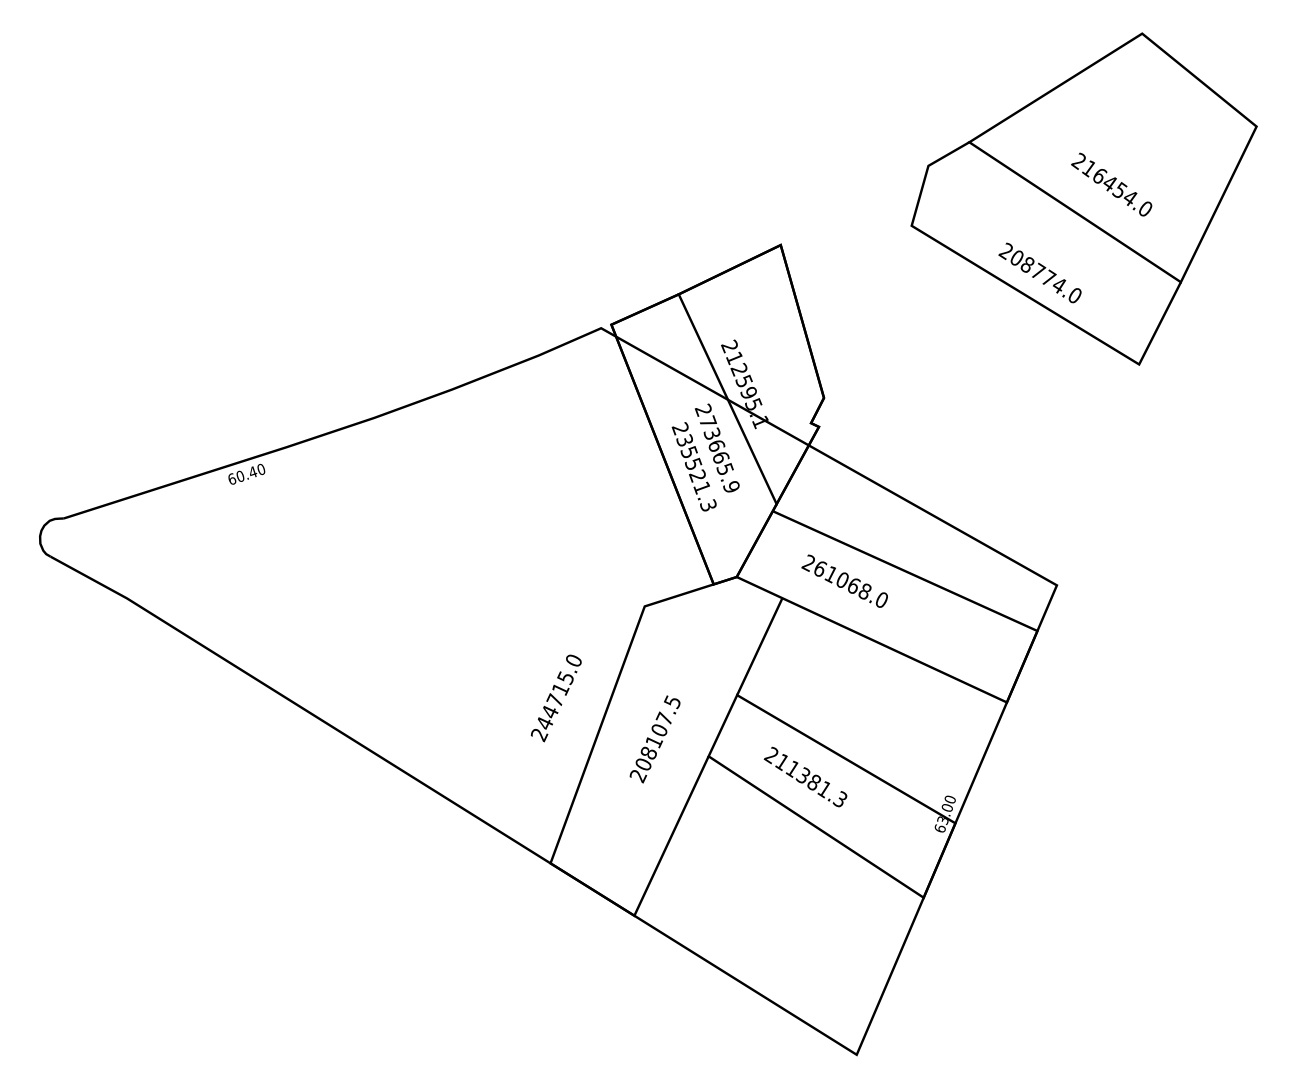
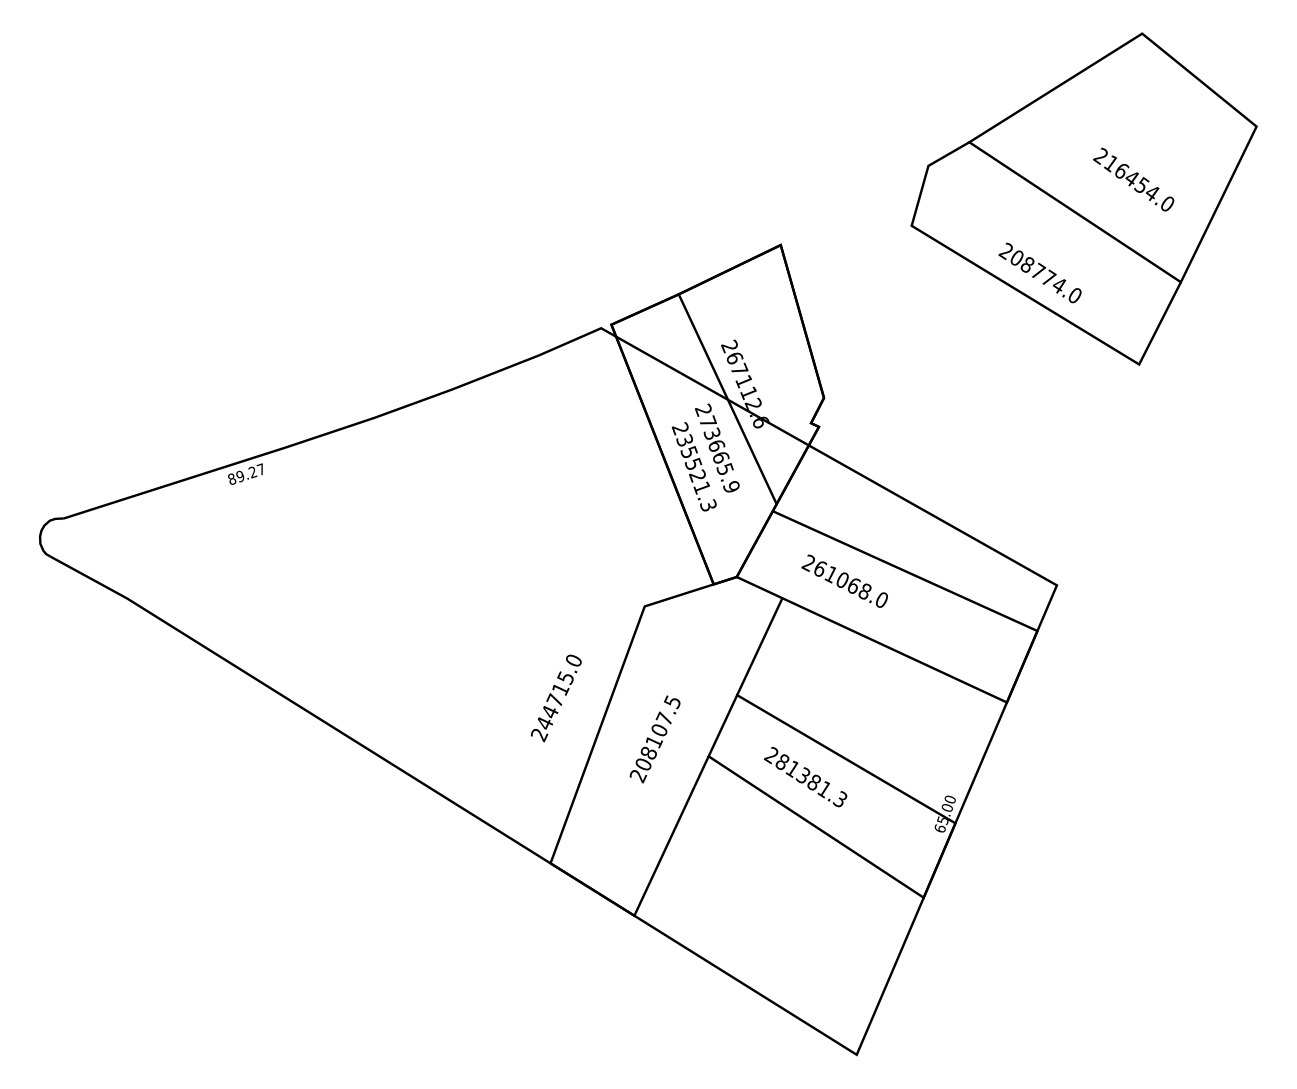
text position: (1111, 184) -> (1133, 179) (1133, 179)
text: 212595.1 -> 267112.6 (747, 390)
text: 60.40 -> 89.27 (246, 473)
text: 211381.3 -> 281381.3 (782, 762)
text: 63.00 -> 65.00 (942, 819)
